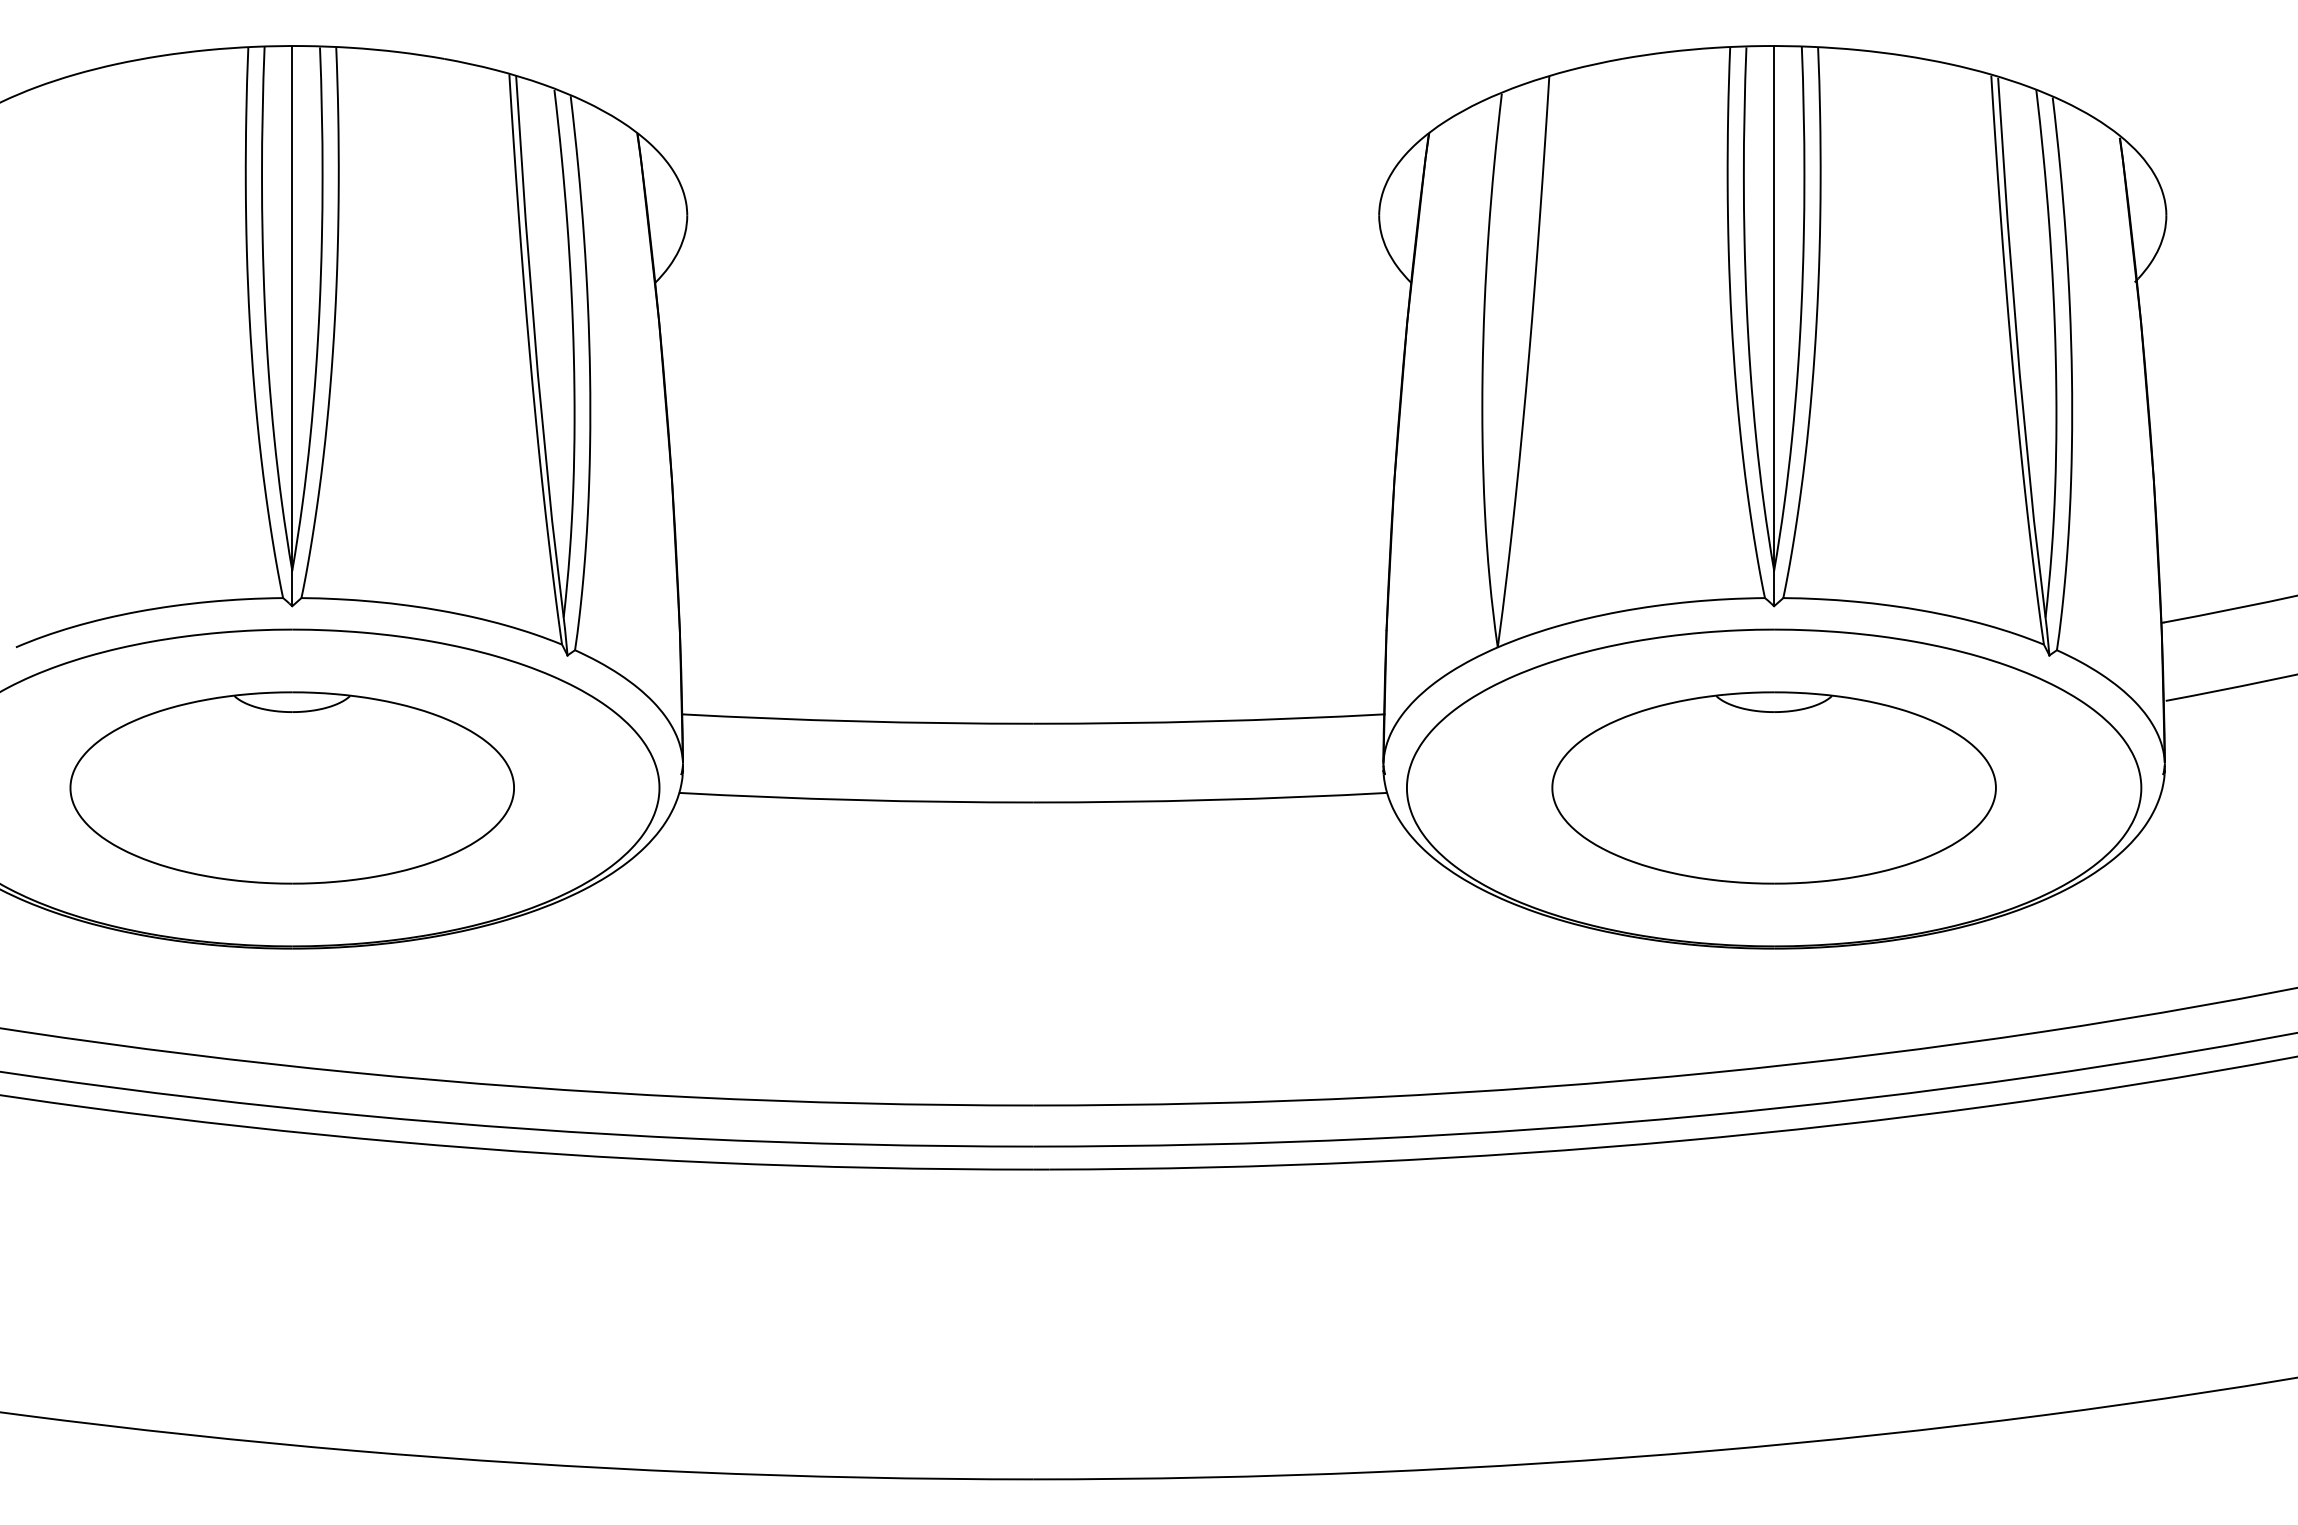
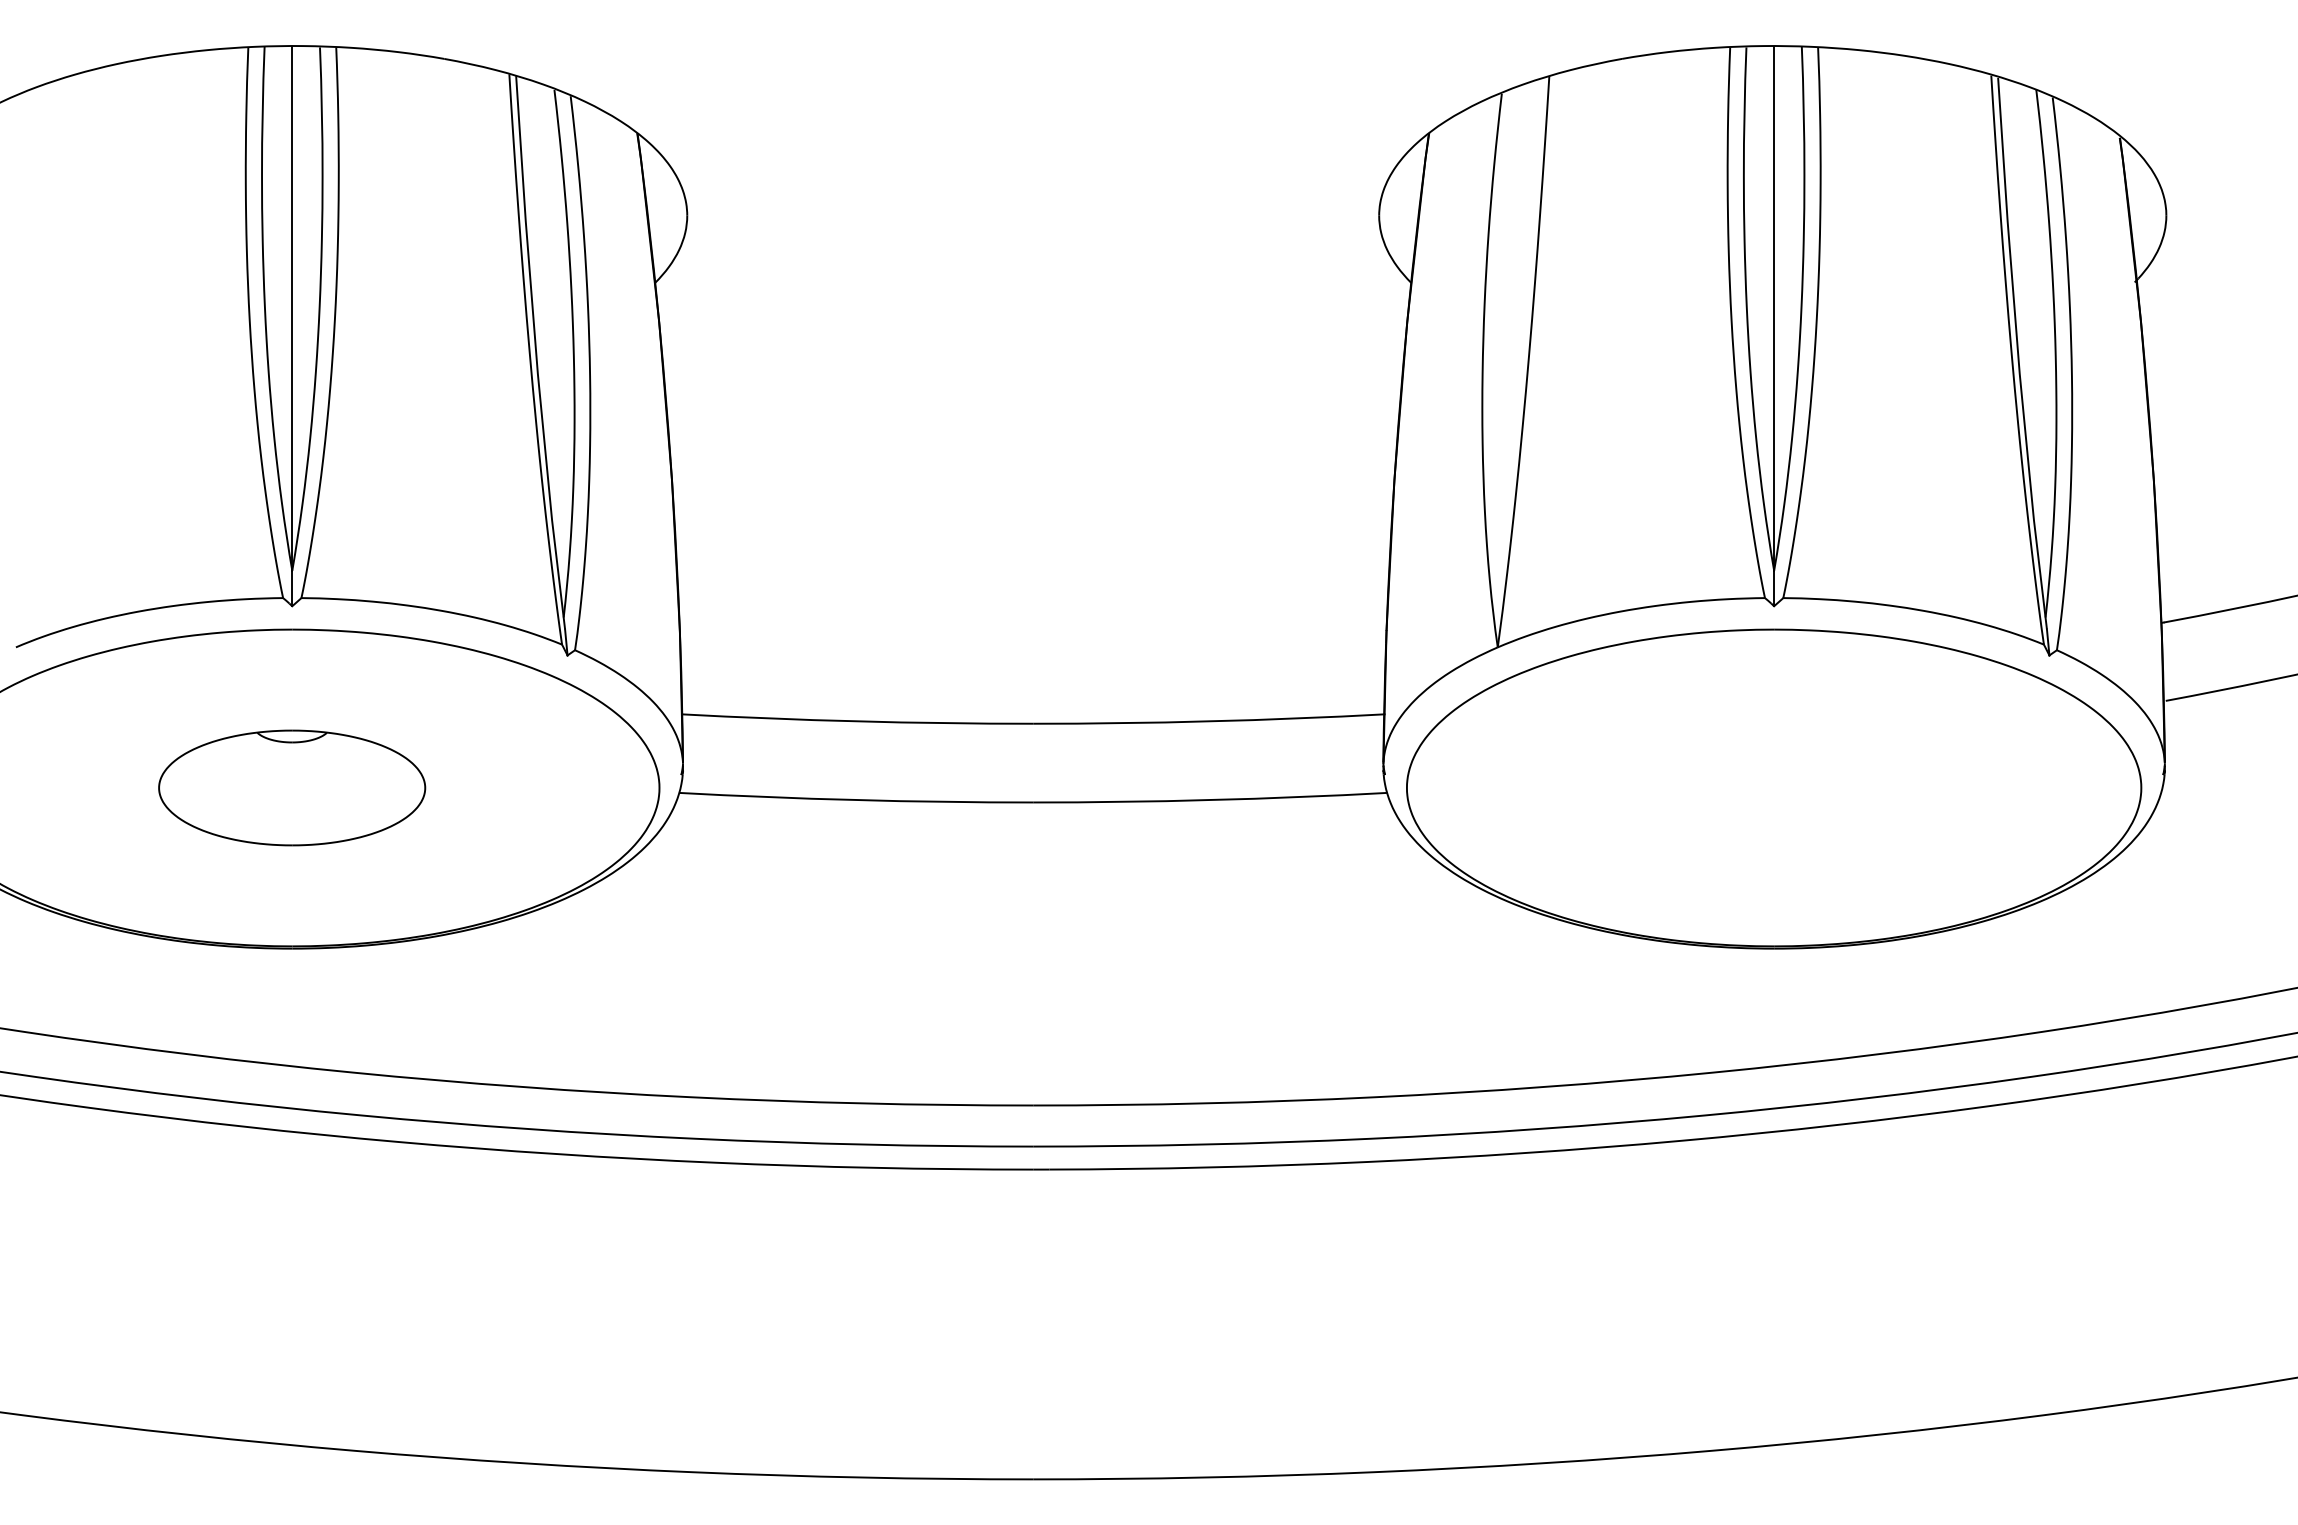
part size: 446x194 px -> 269x118 px (292, 787)
part: present -> none (1773, 787)
